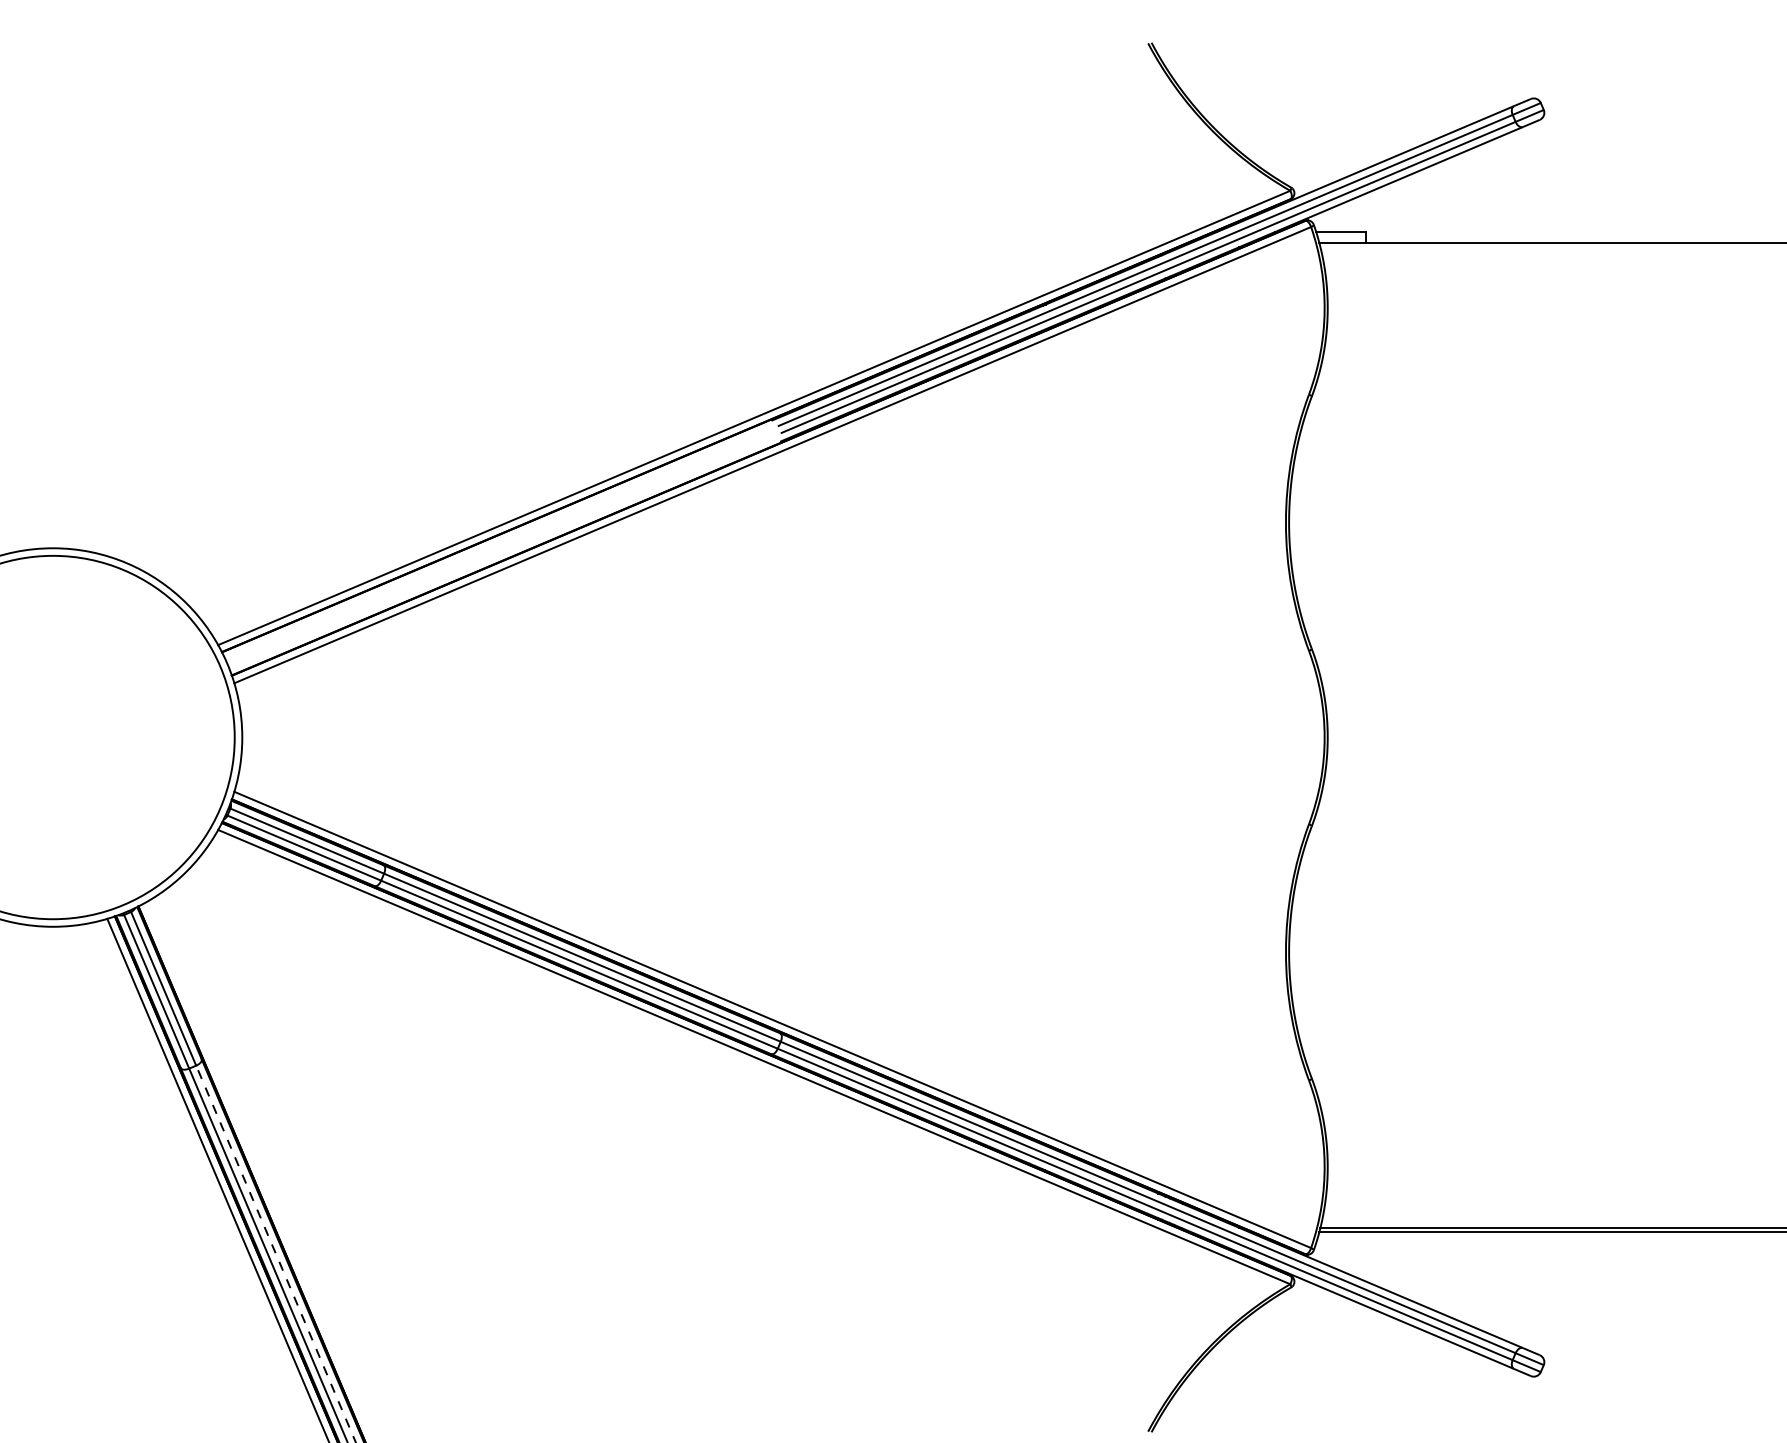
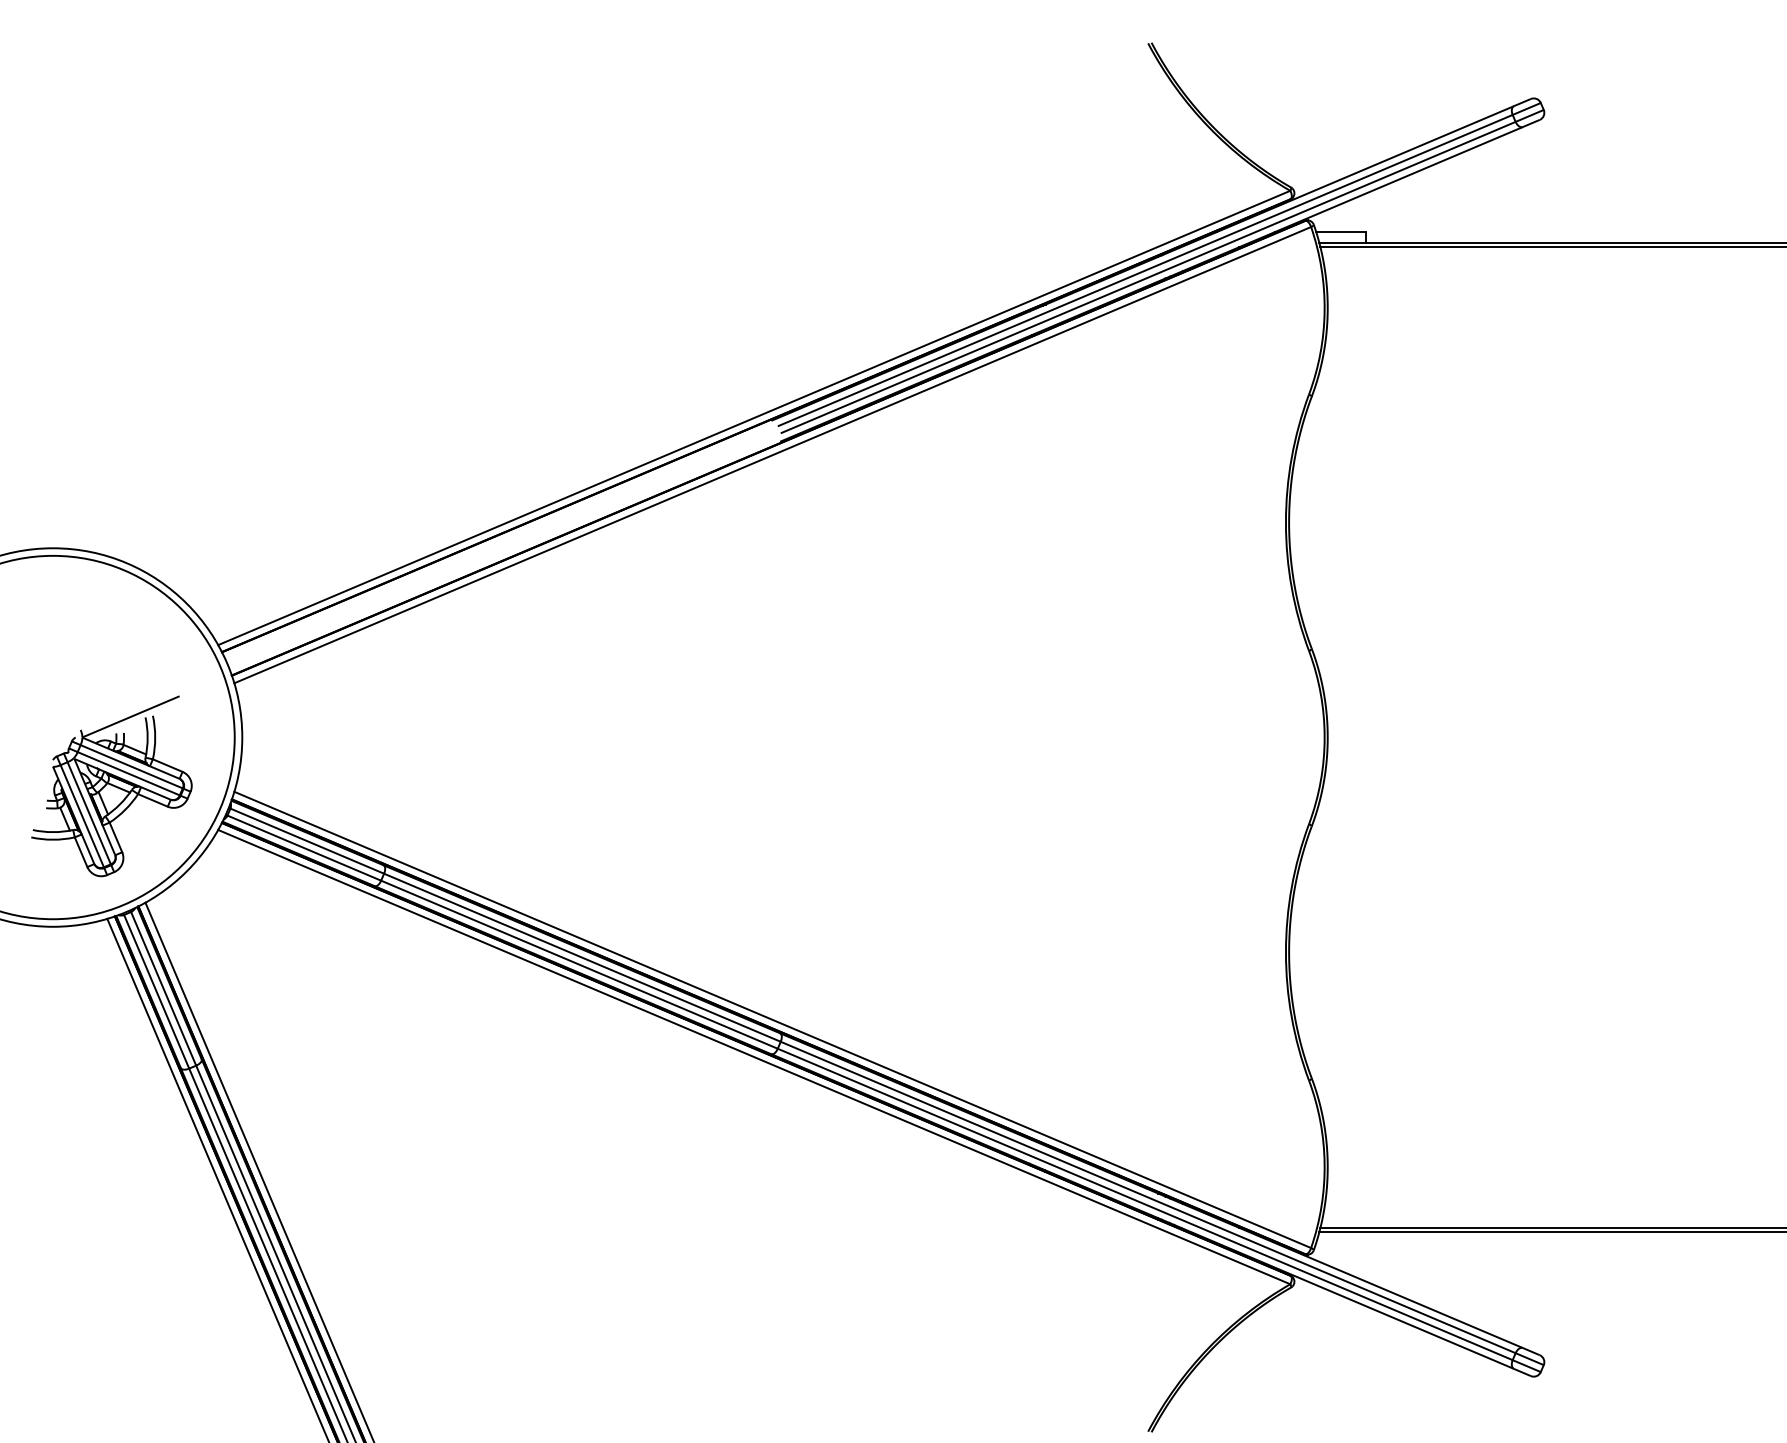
line: none -> present (1551, 247)
part: none -> present (111, 786)
line: none -> present (259, 1170)
line: dashed -> solid (276, 1254)
